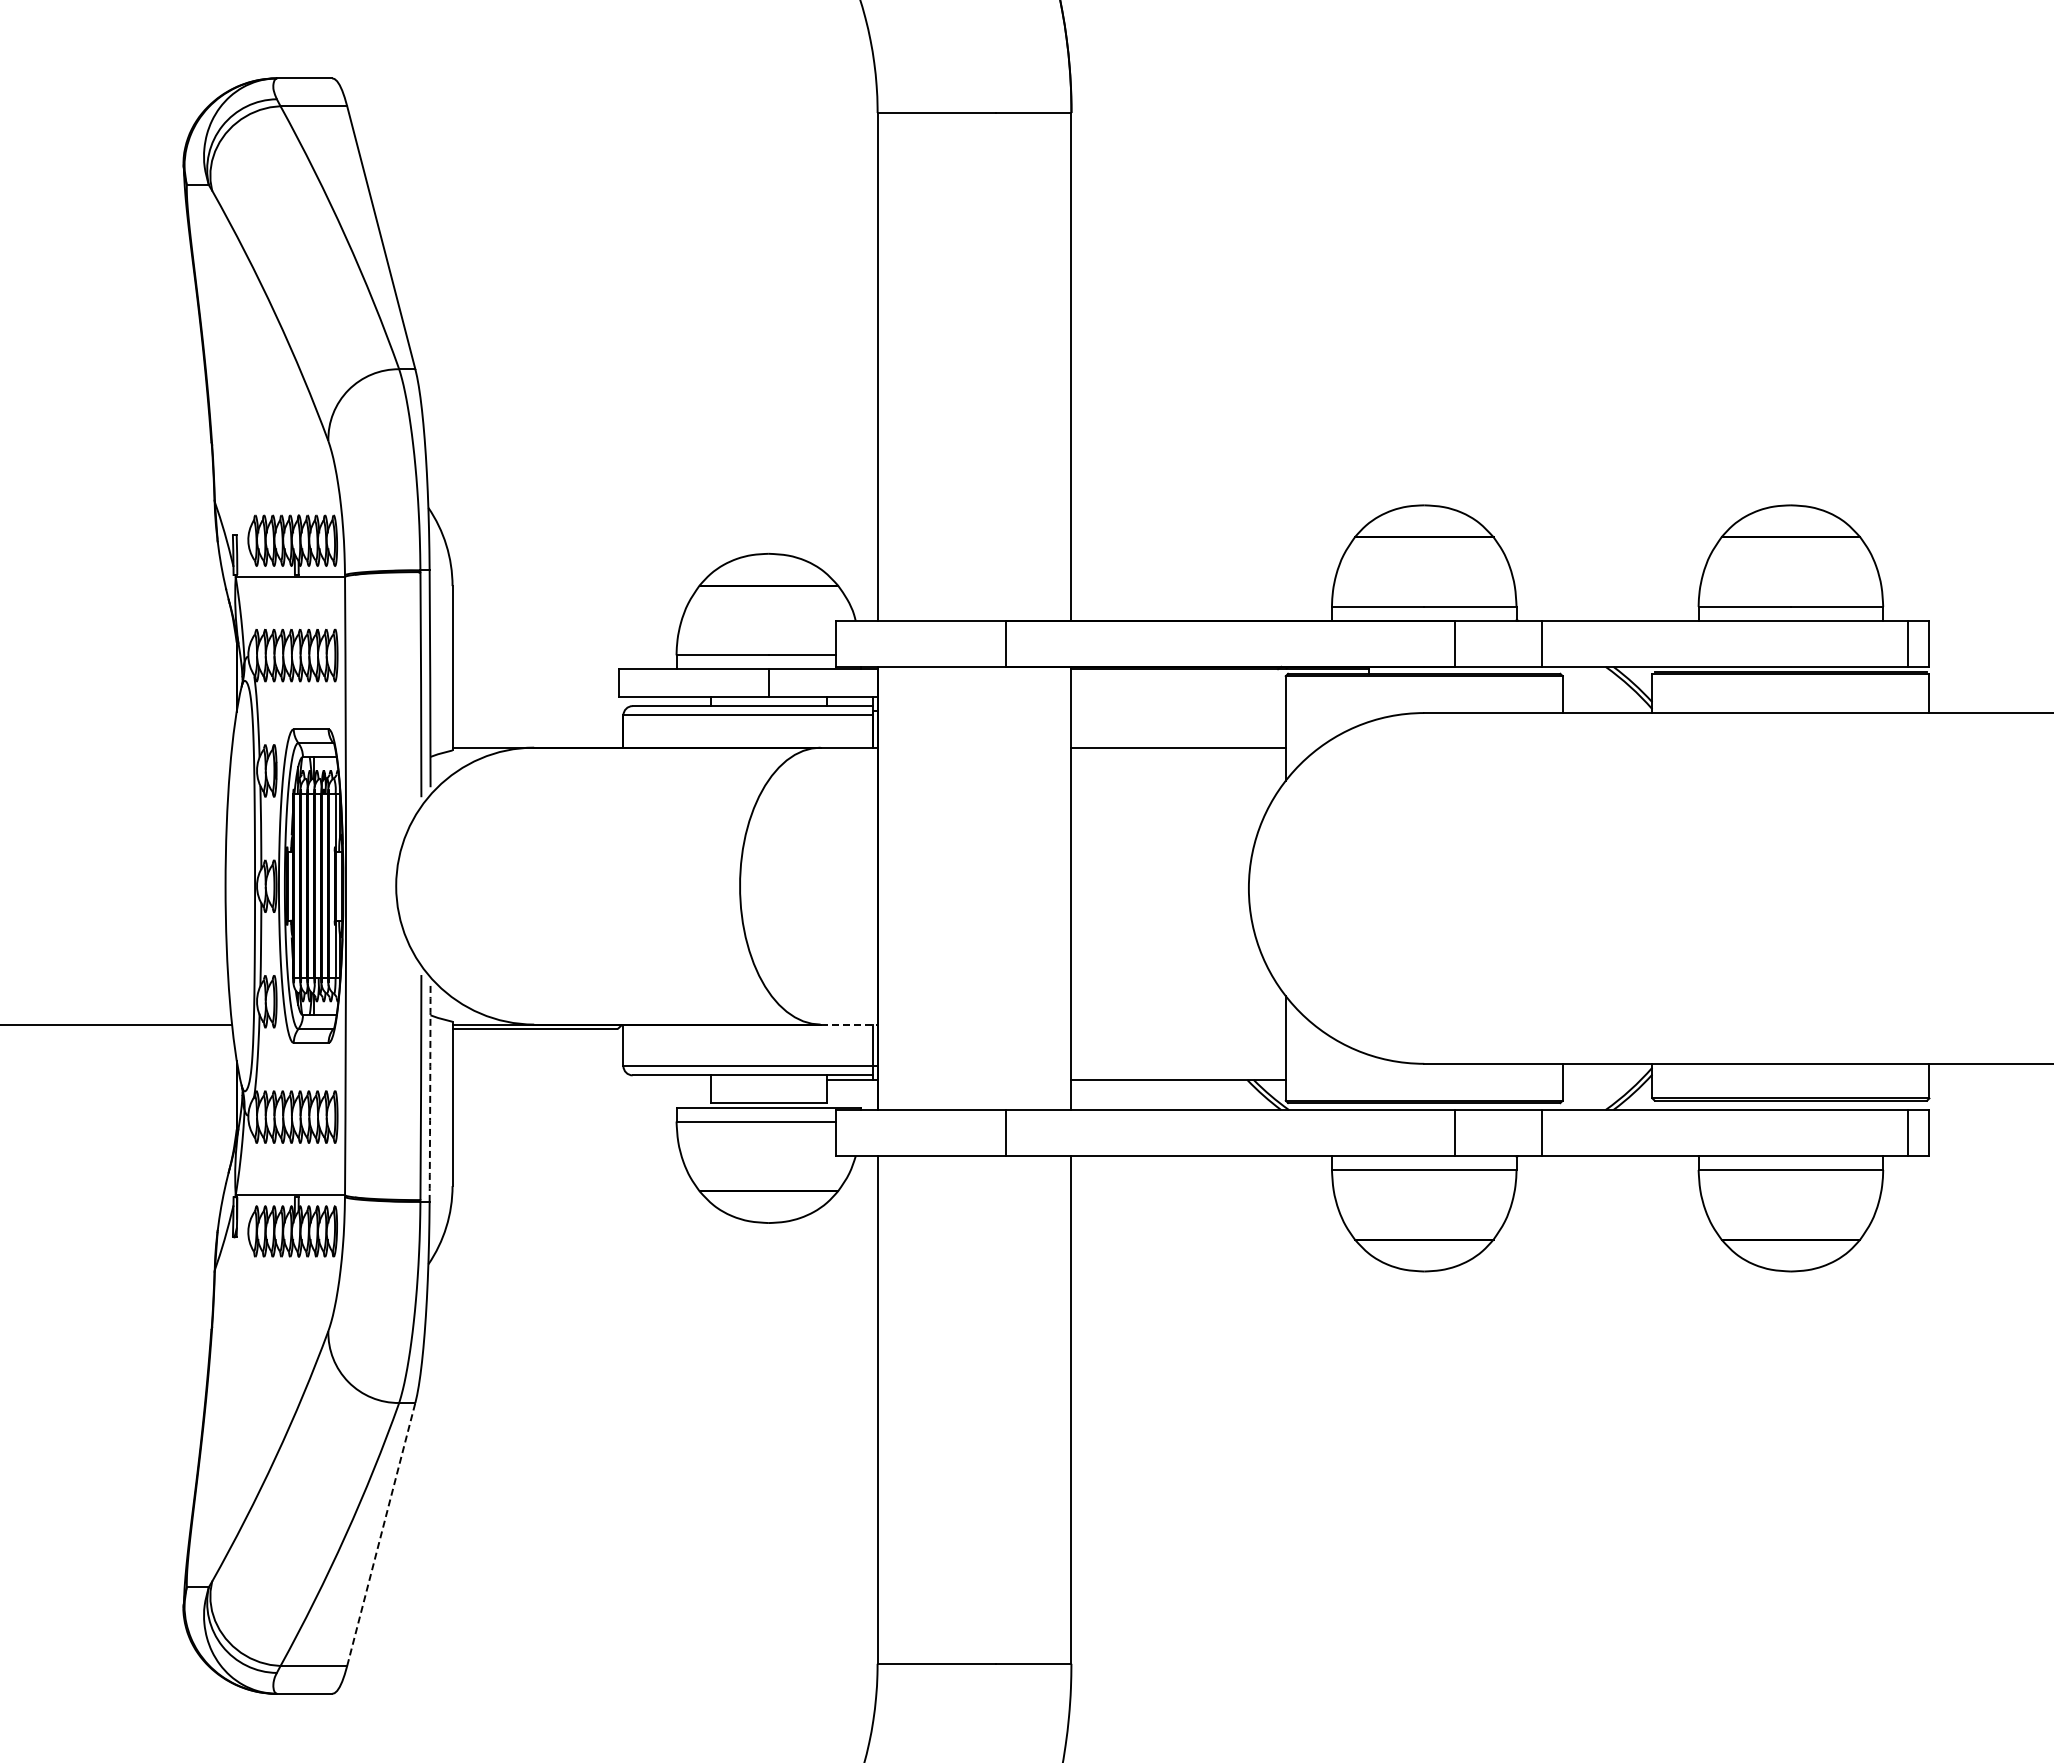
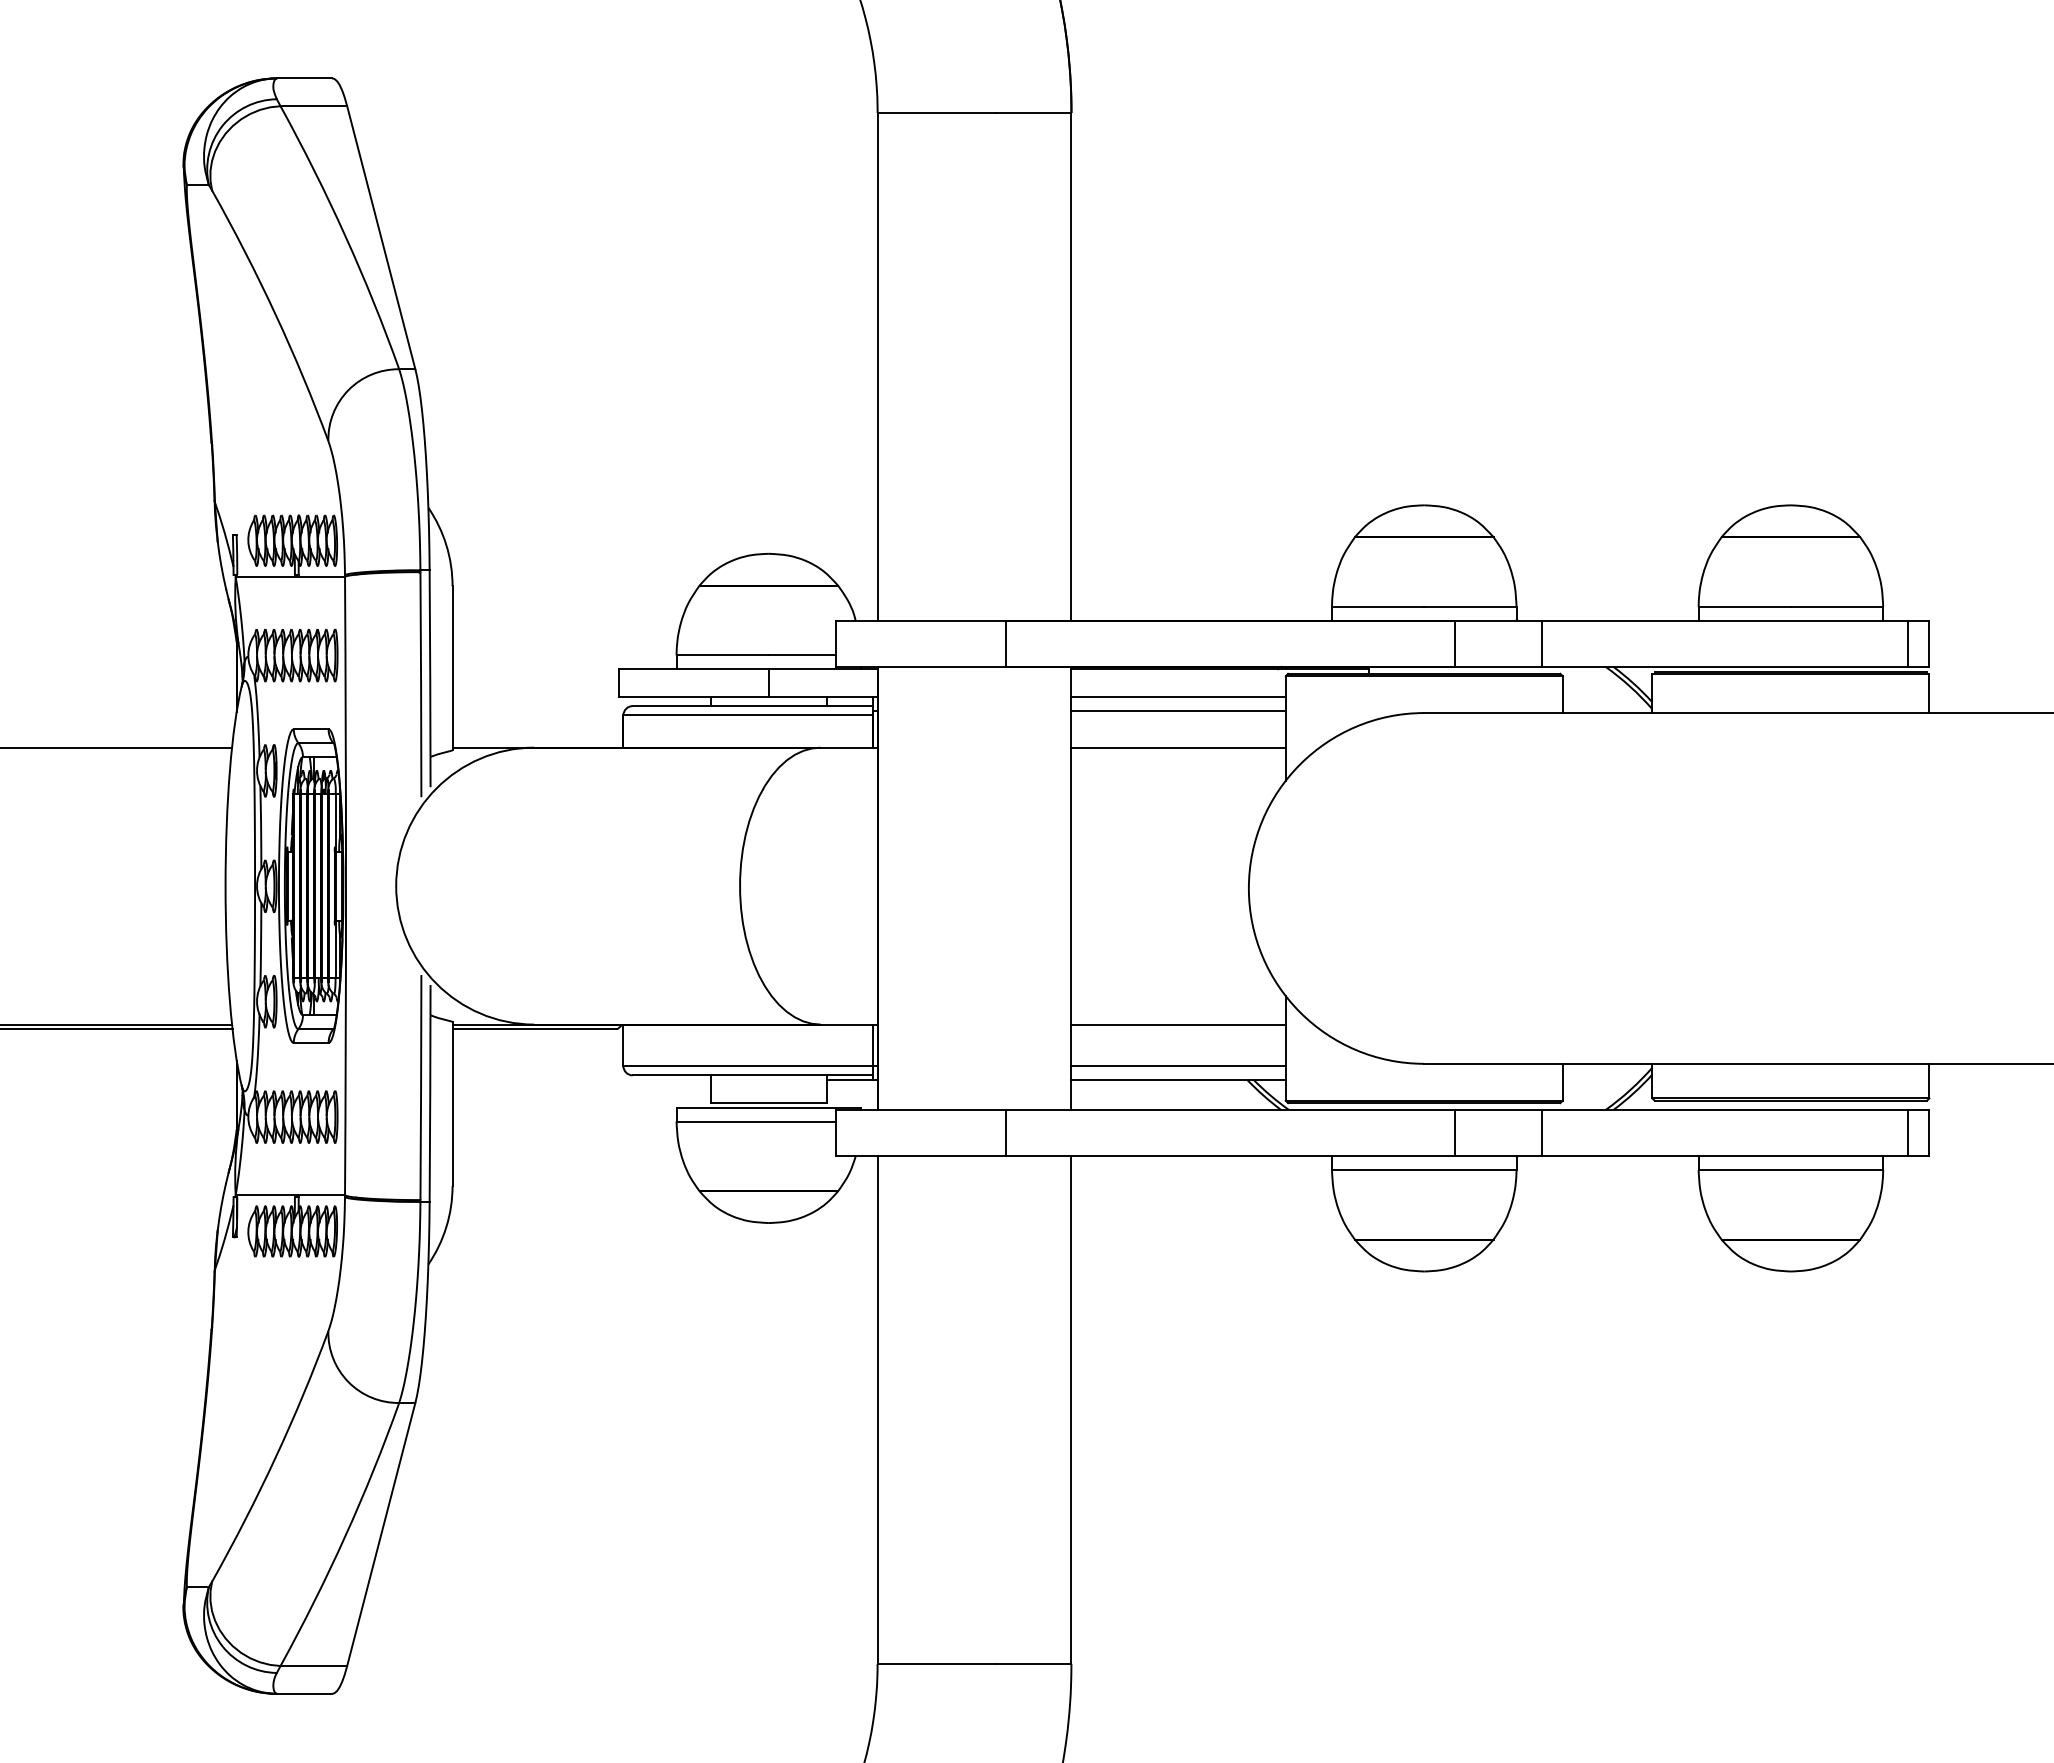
line: none -> present (1178, 696)
line: none -> present (1178, 710)
line: none -> present (117, 747)
line: dashed -> solid (849, 1024)
line: none -> present (1178, 1024)
line: none -> present (117, 1029)
line: none -> present (1178, 1066)
arc: dashed -> solid (430, 1093)
line: dashed -> solid (381, 1534)
